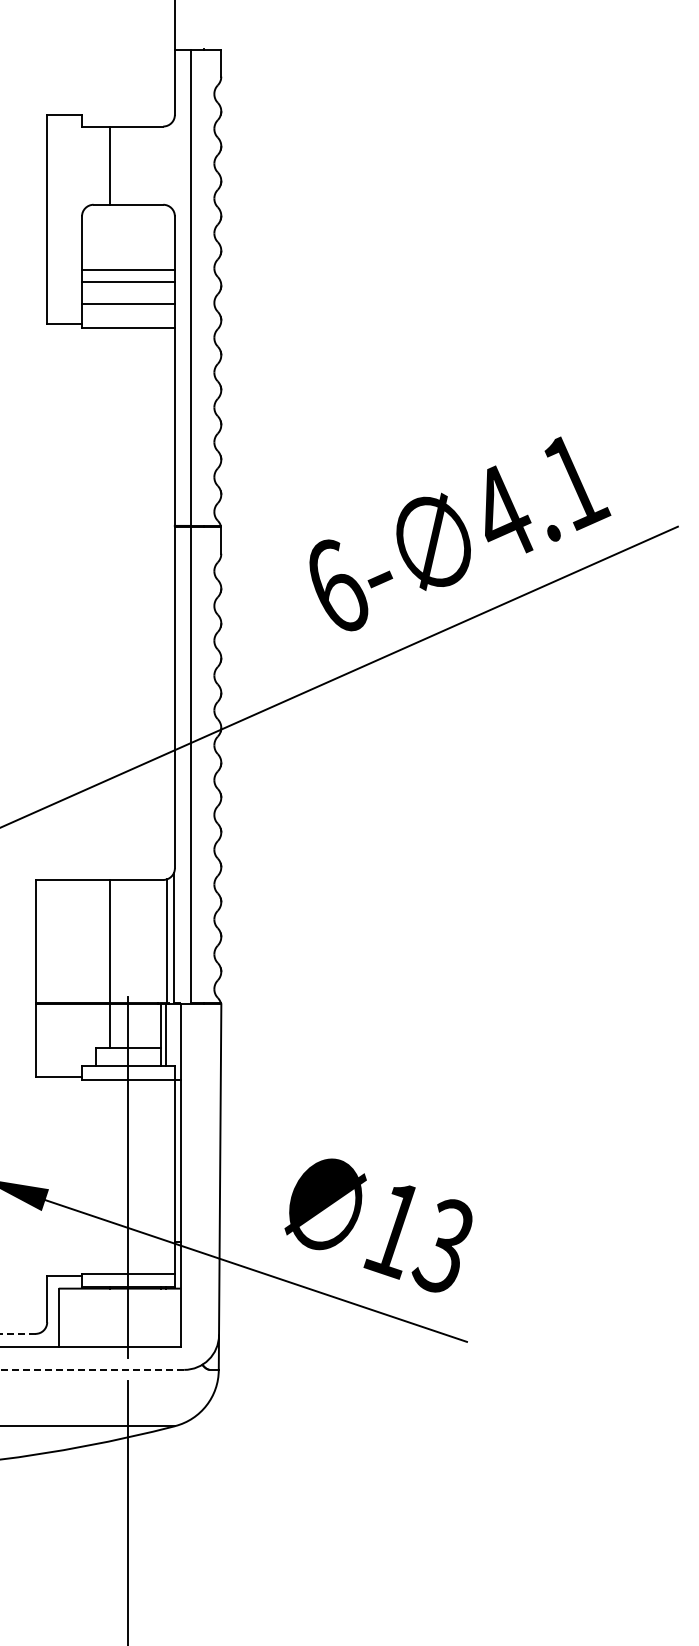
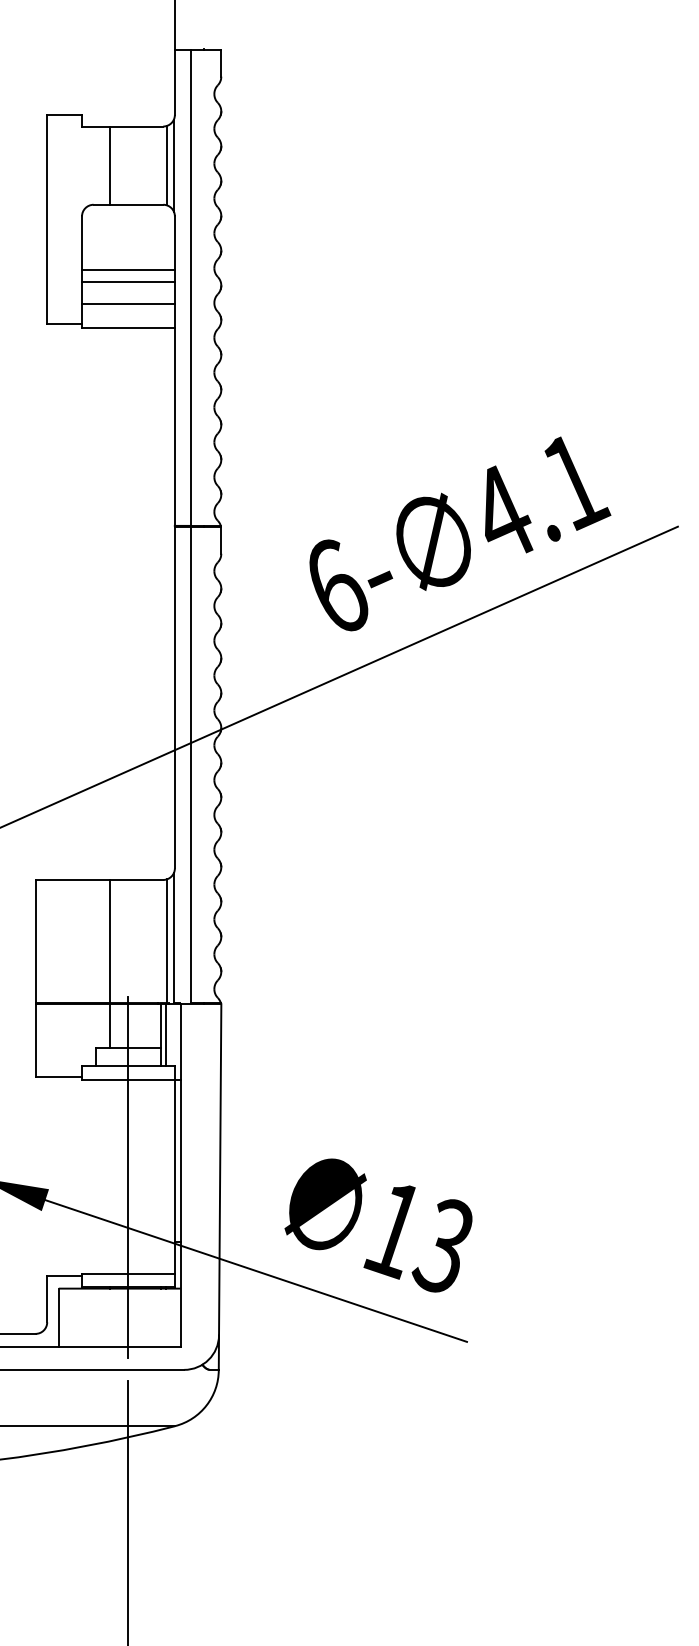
line: none -> present (167, 165)
line: none -> present (173, 165)
line: dashed -> solid (17, 1333)
line: dashed -> solid (92, 1369)
